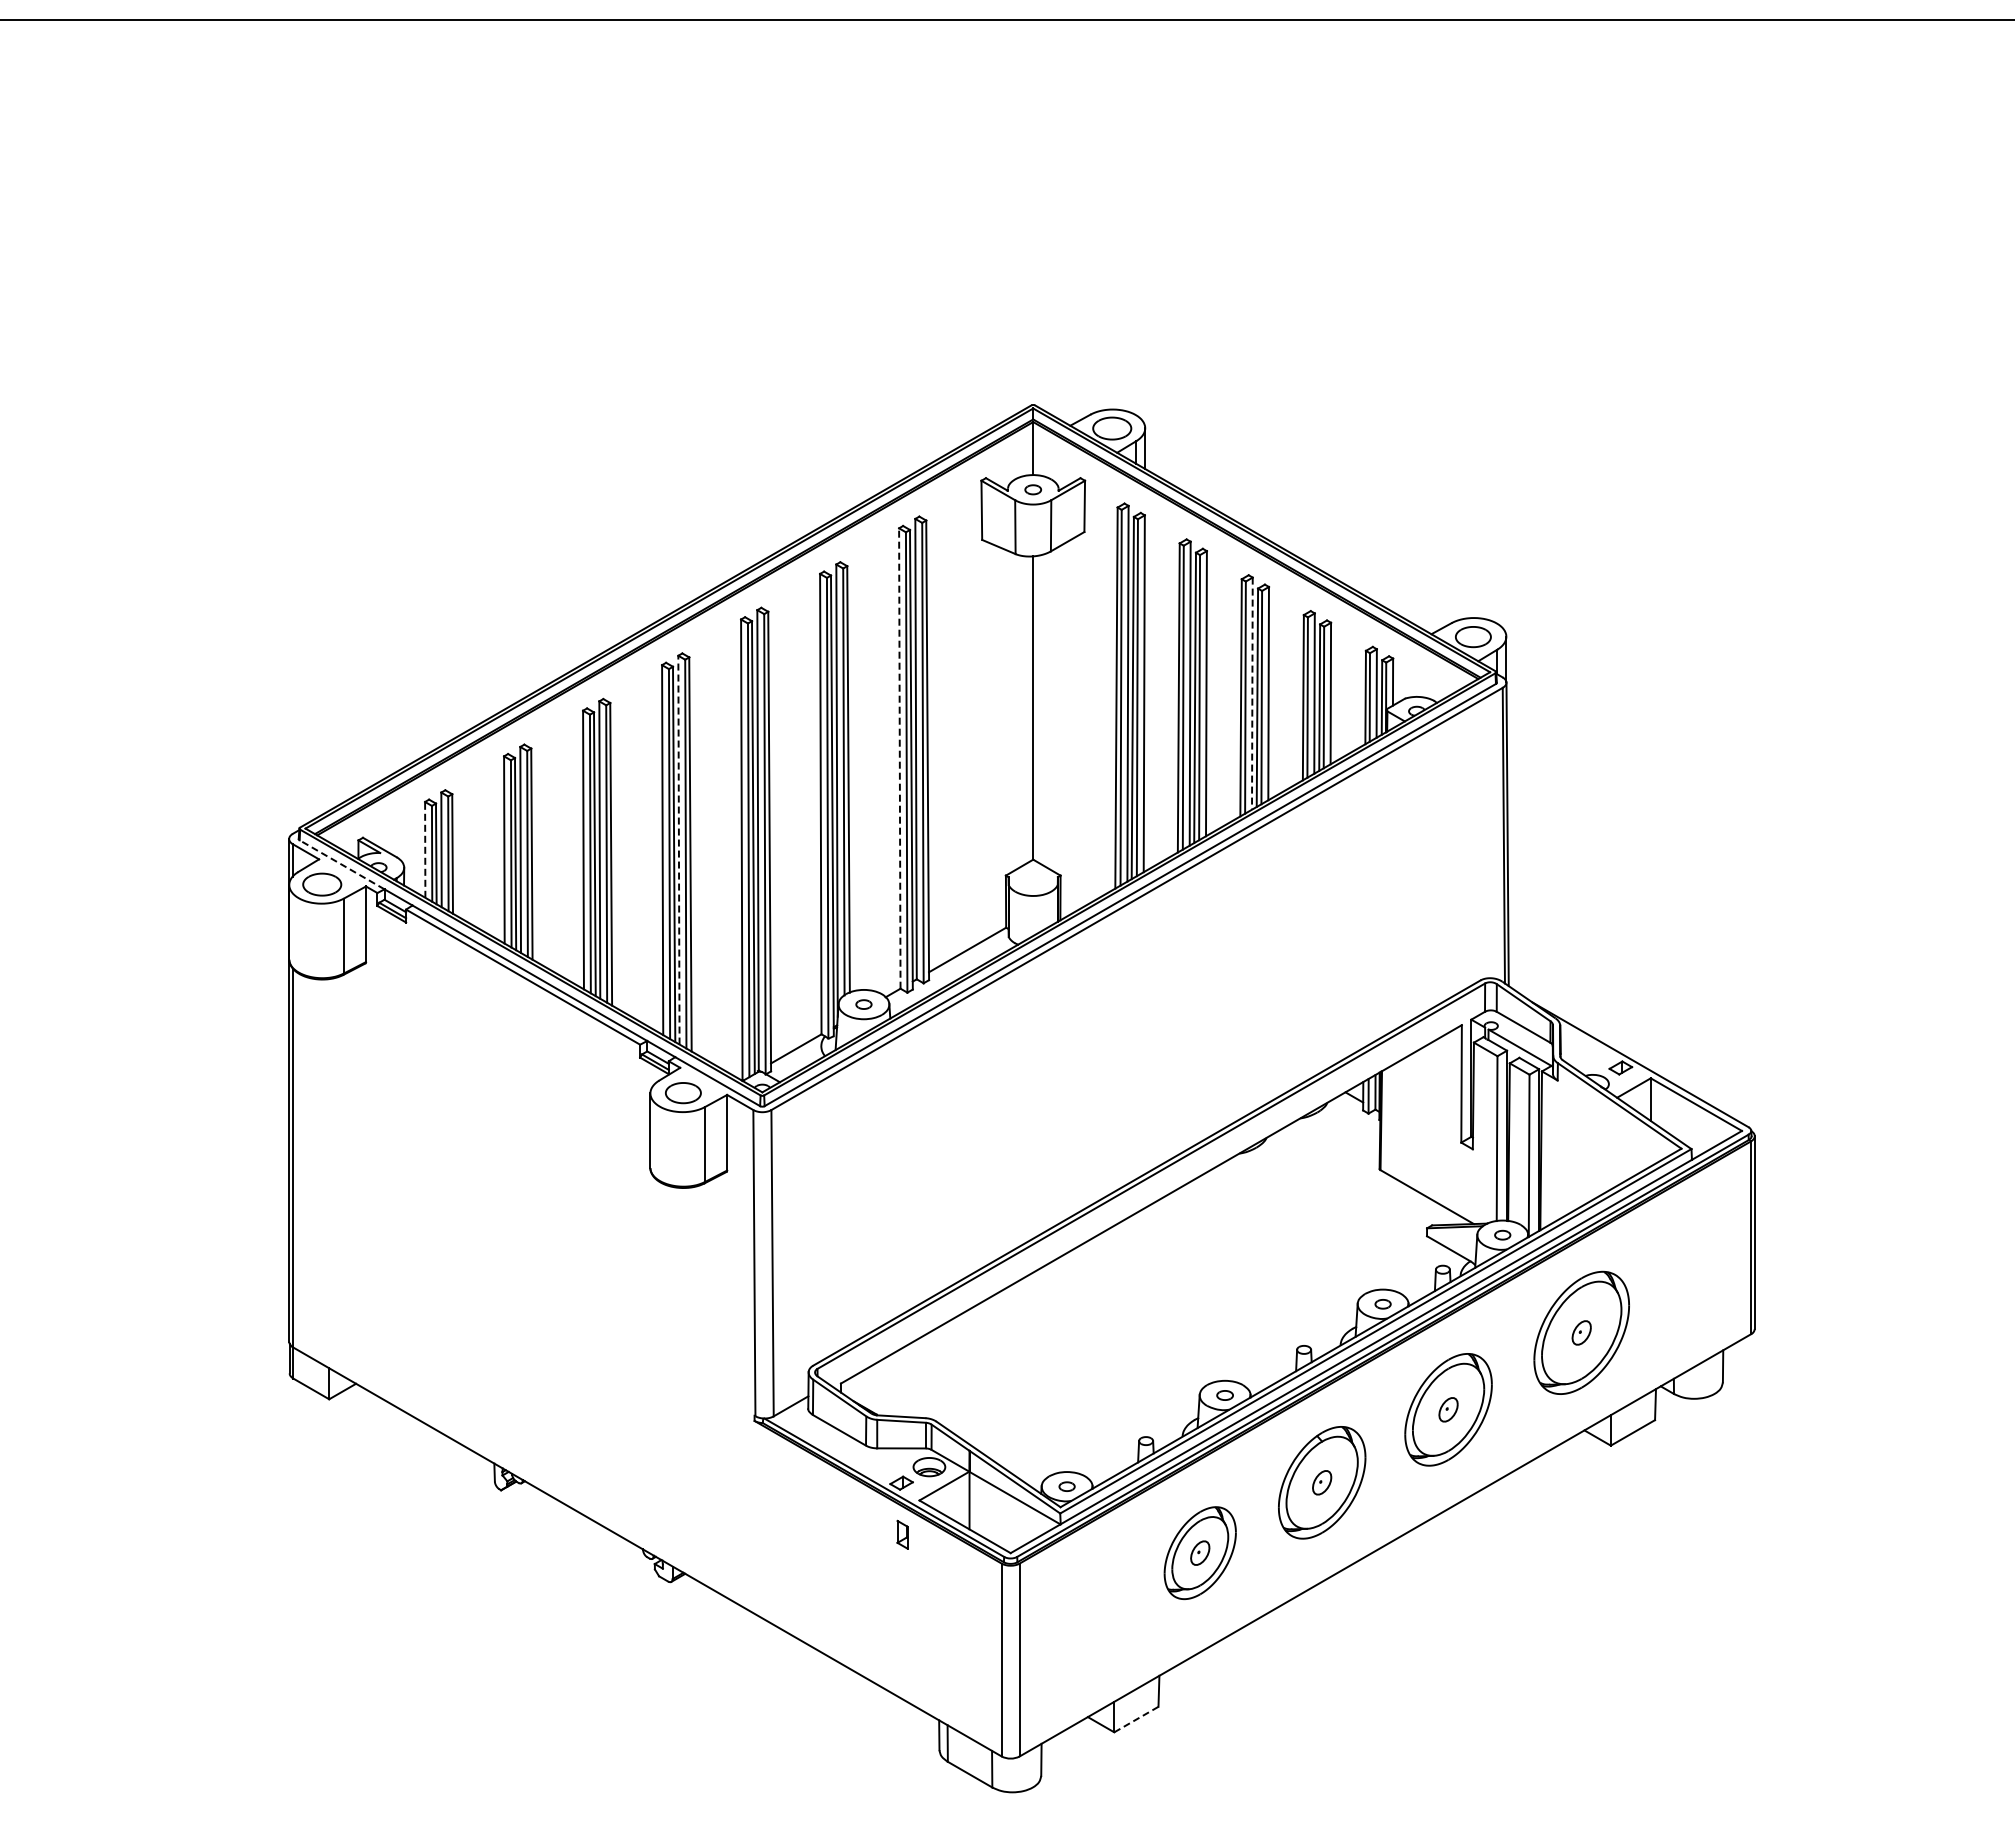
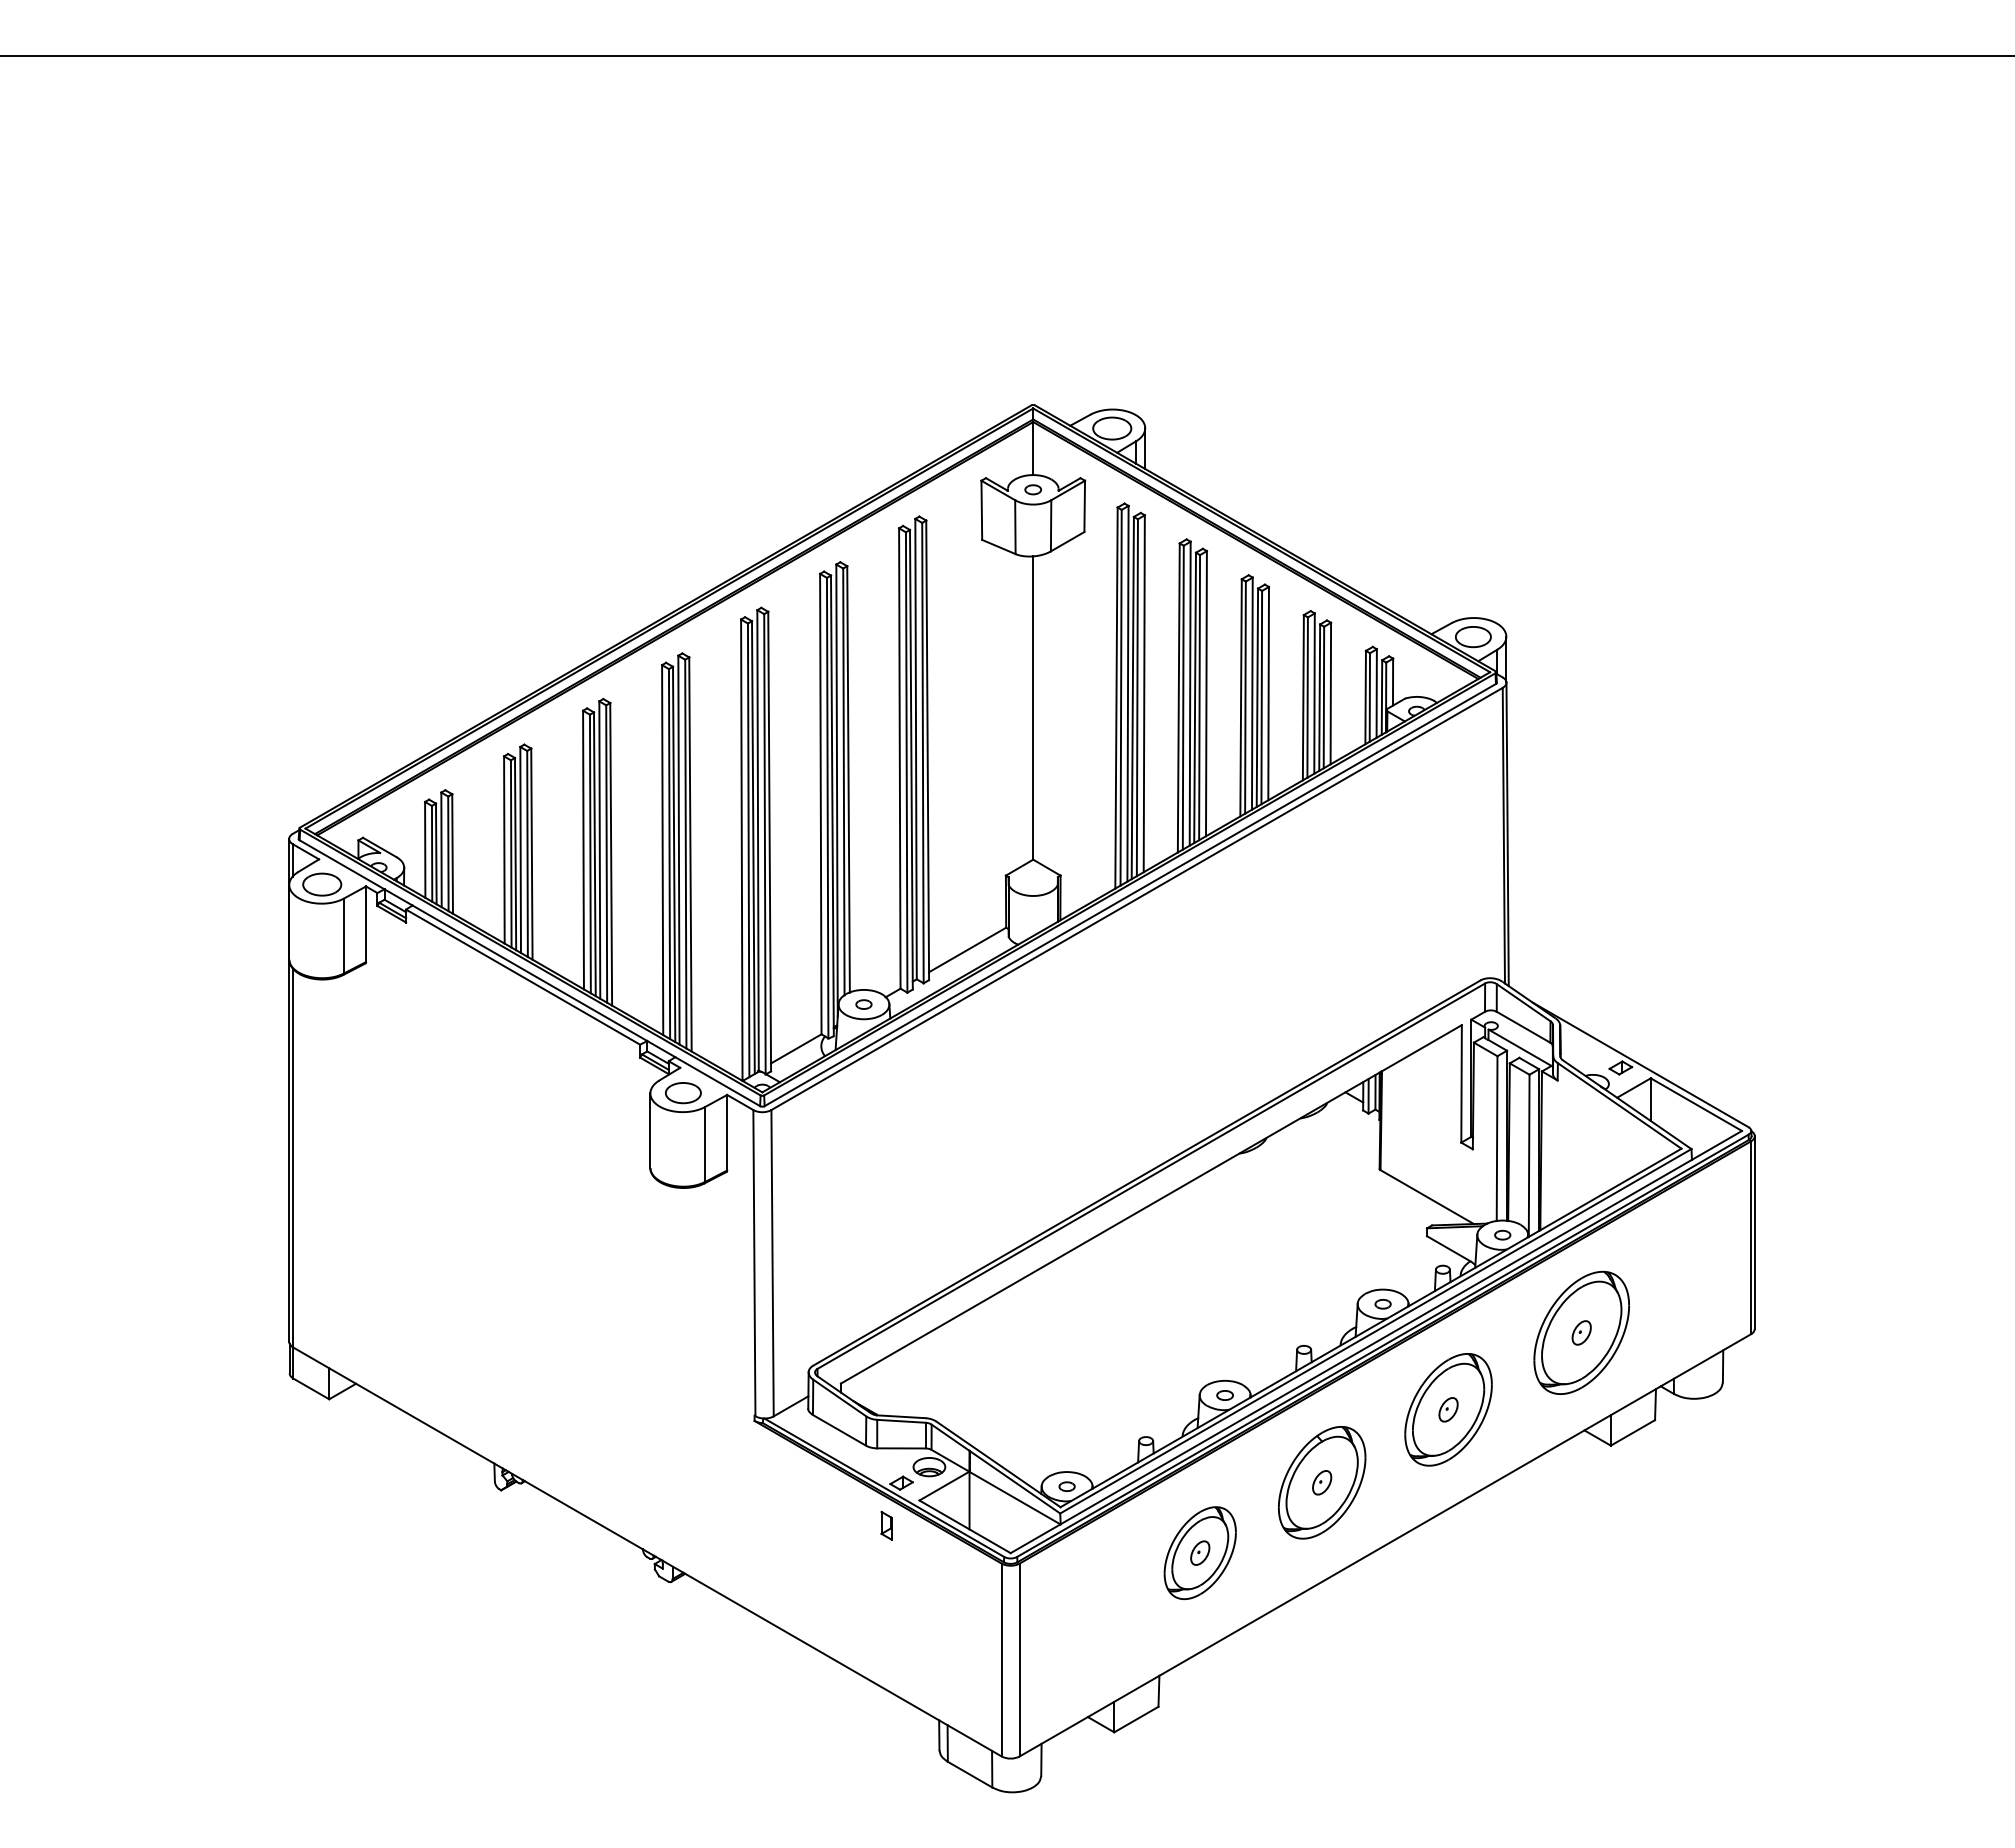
line position: (1006, 19) -> (1006, 55) (1006, 55)
line: dashed -> solid (1252, 694)
line: dashed -> solid (899, 758)
line: dashed -> solid (425, 849)
line: dashed -> solid (678, 849)
line: dashed -> solid (342, 864)
part position: (902, 1534) -> (886, 1525) (886, 1525)
line: dashed -> solid (1136, 1719)
